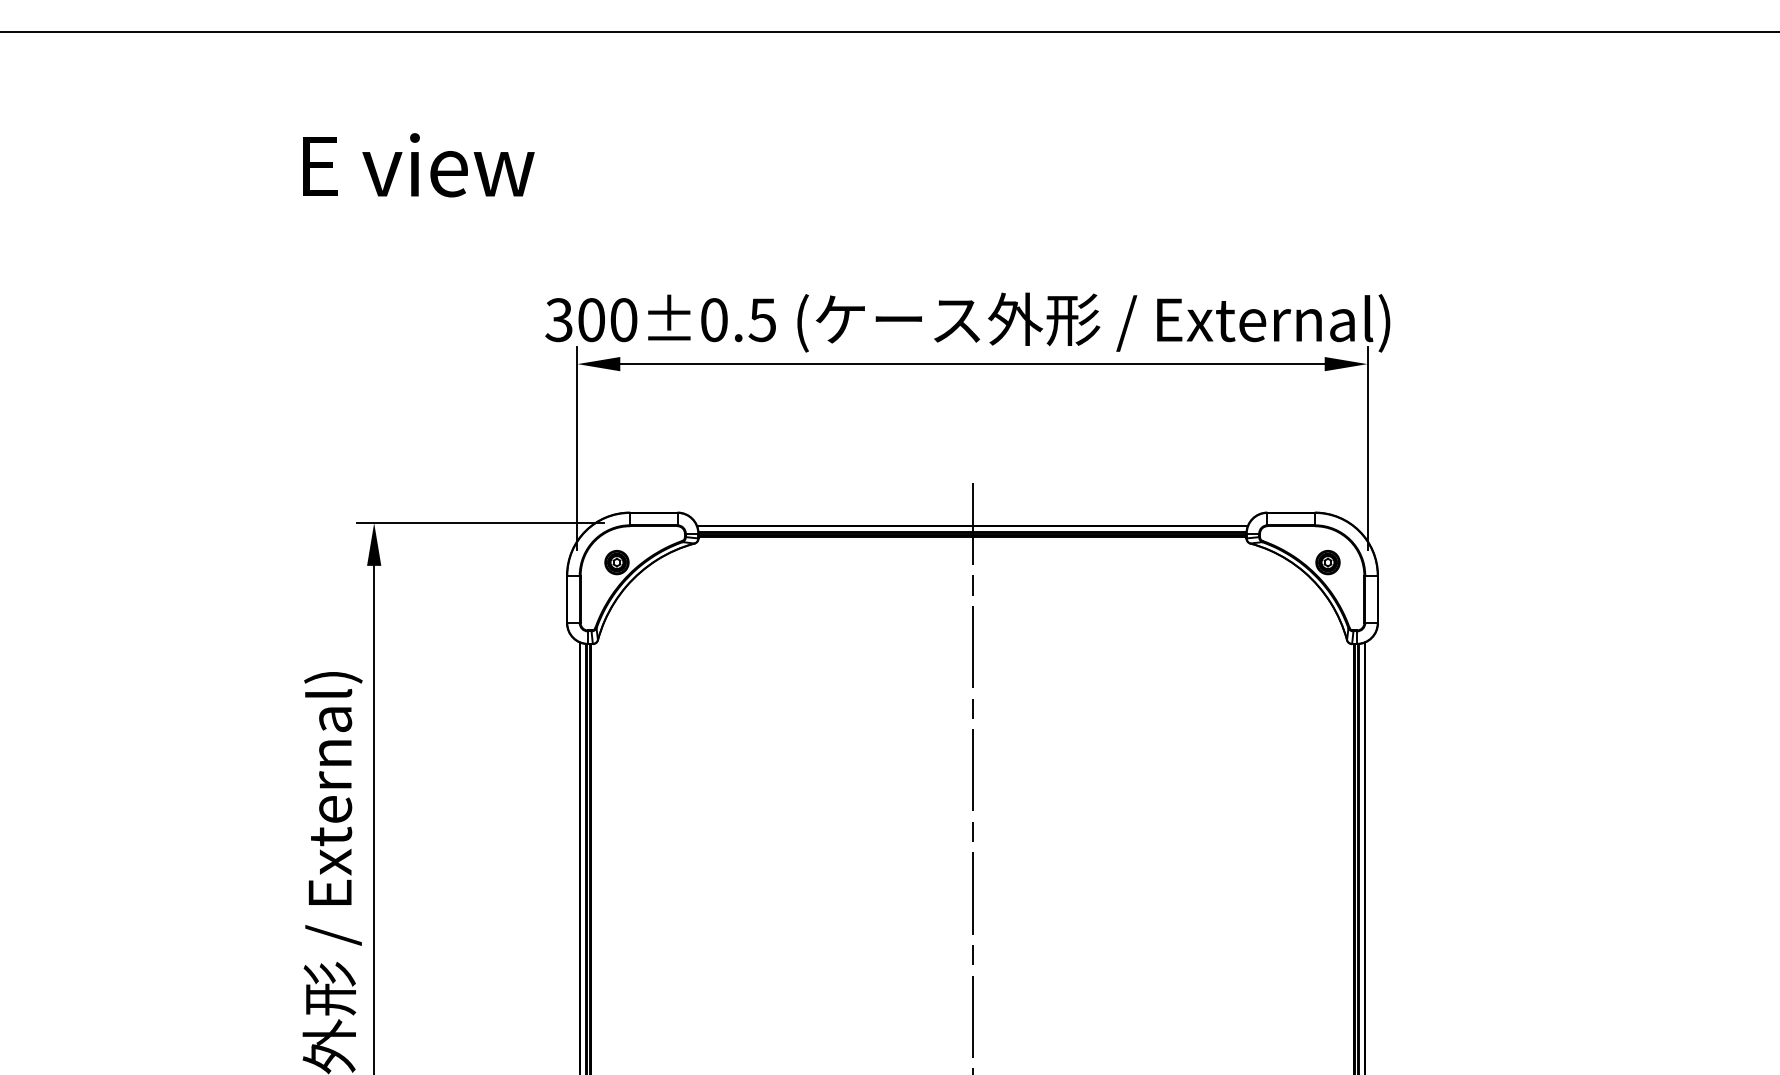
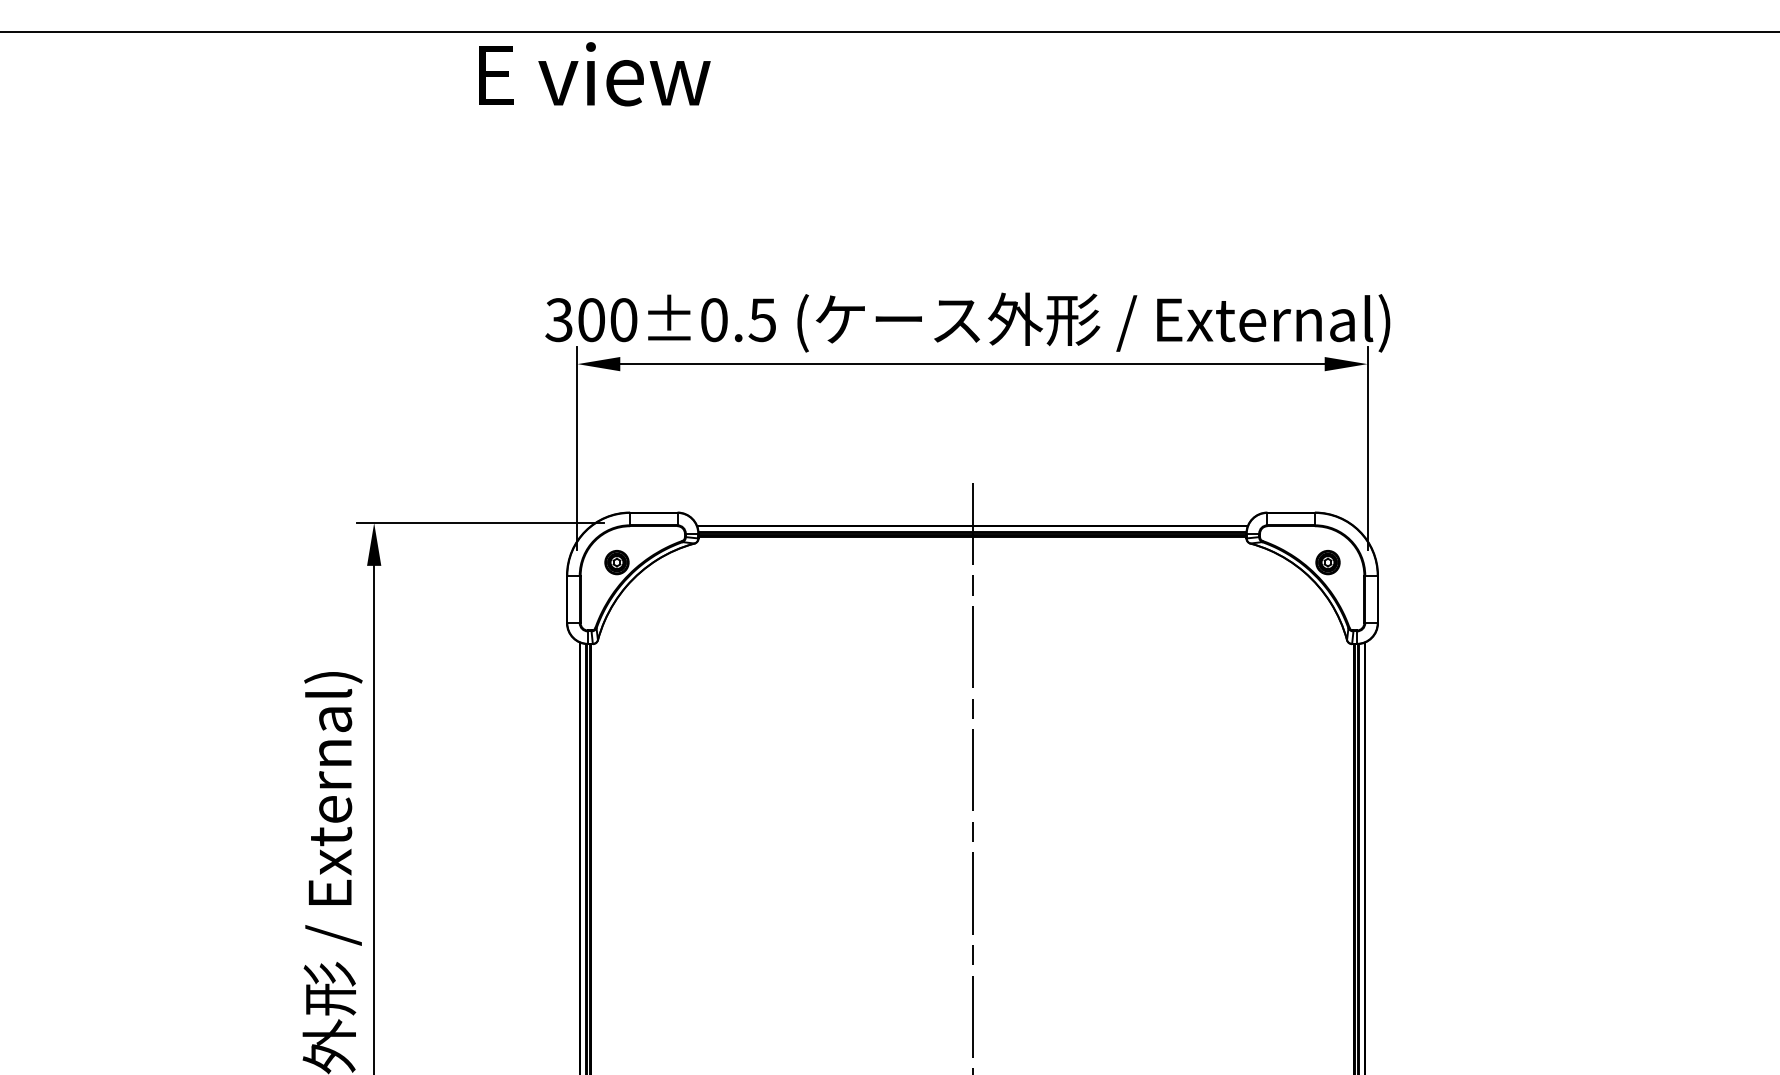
text position: (418, 165) -> (594, 74) (594, 74)
